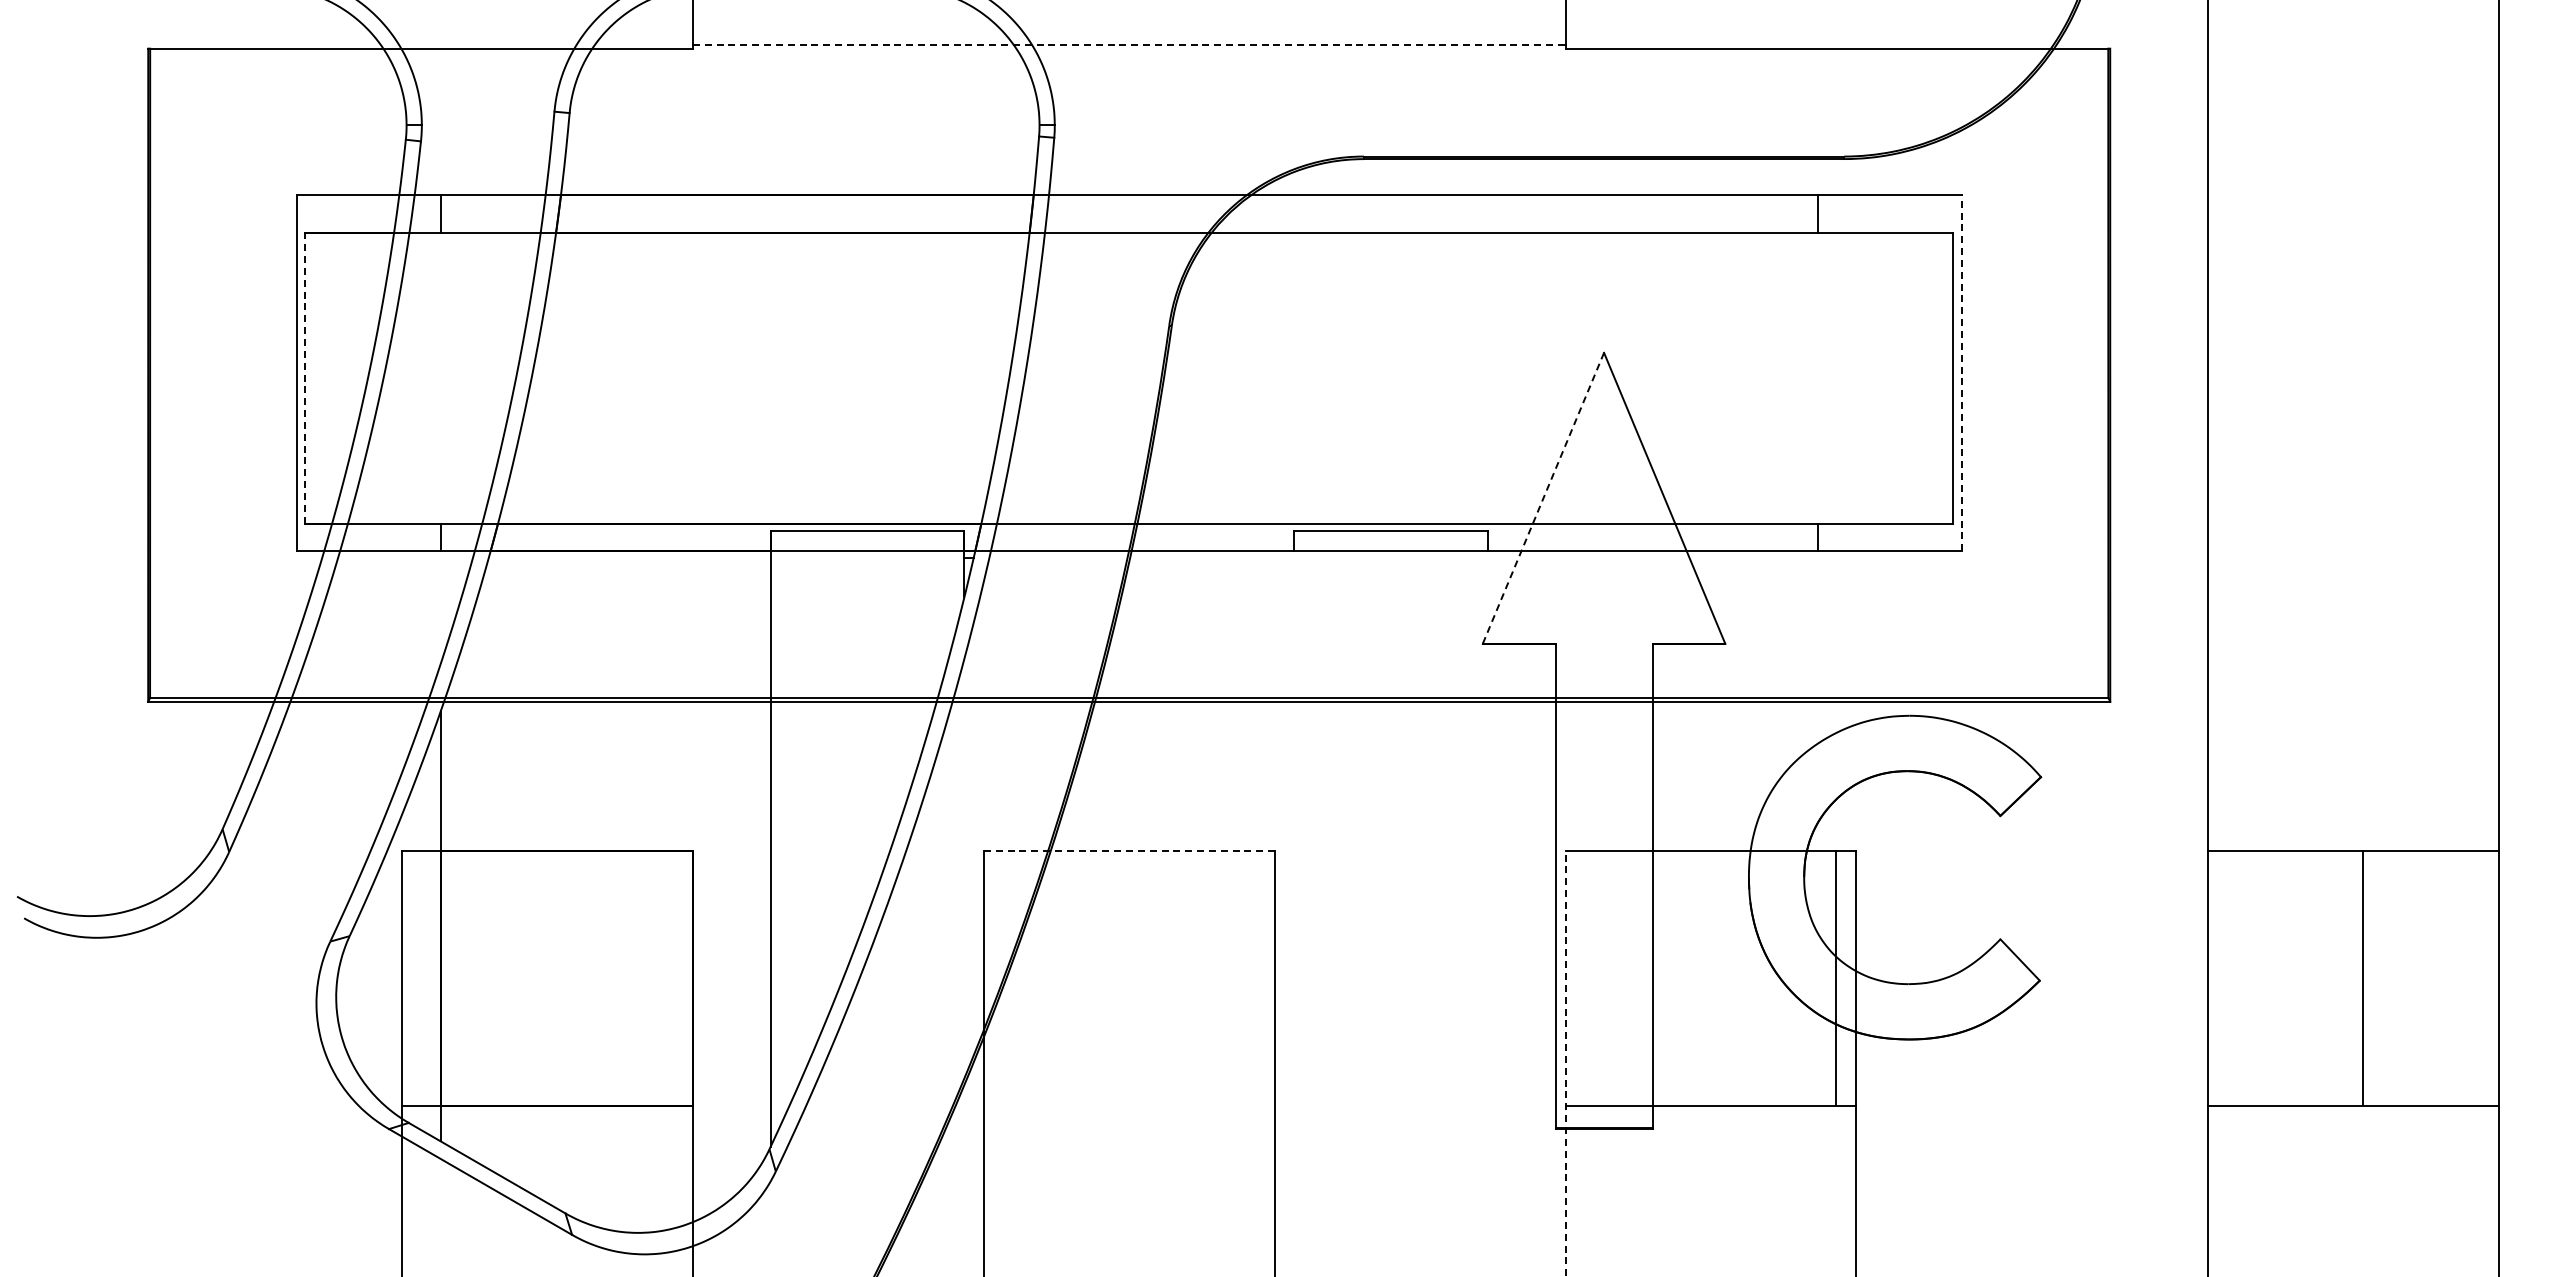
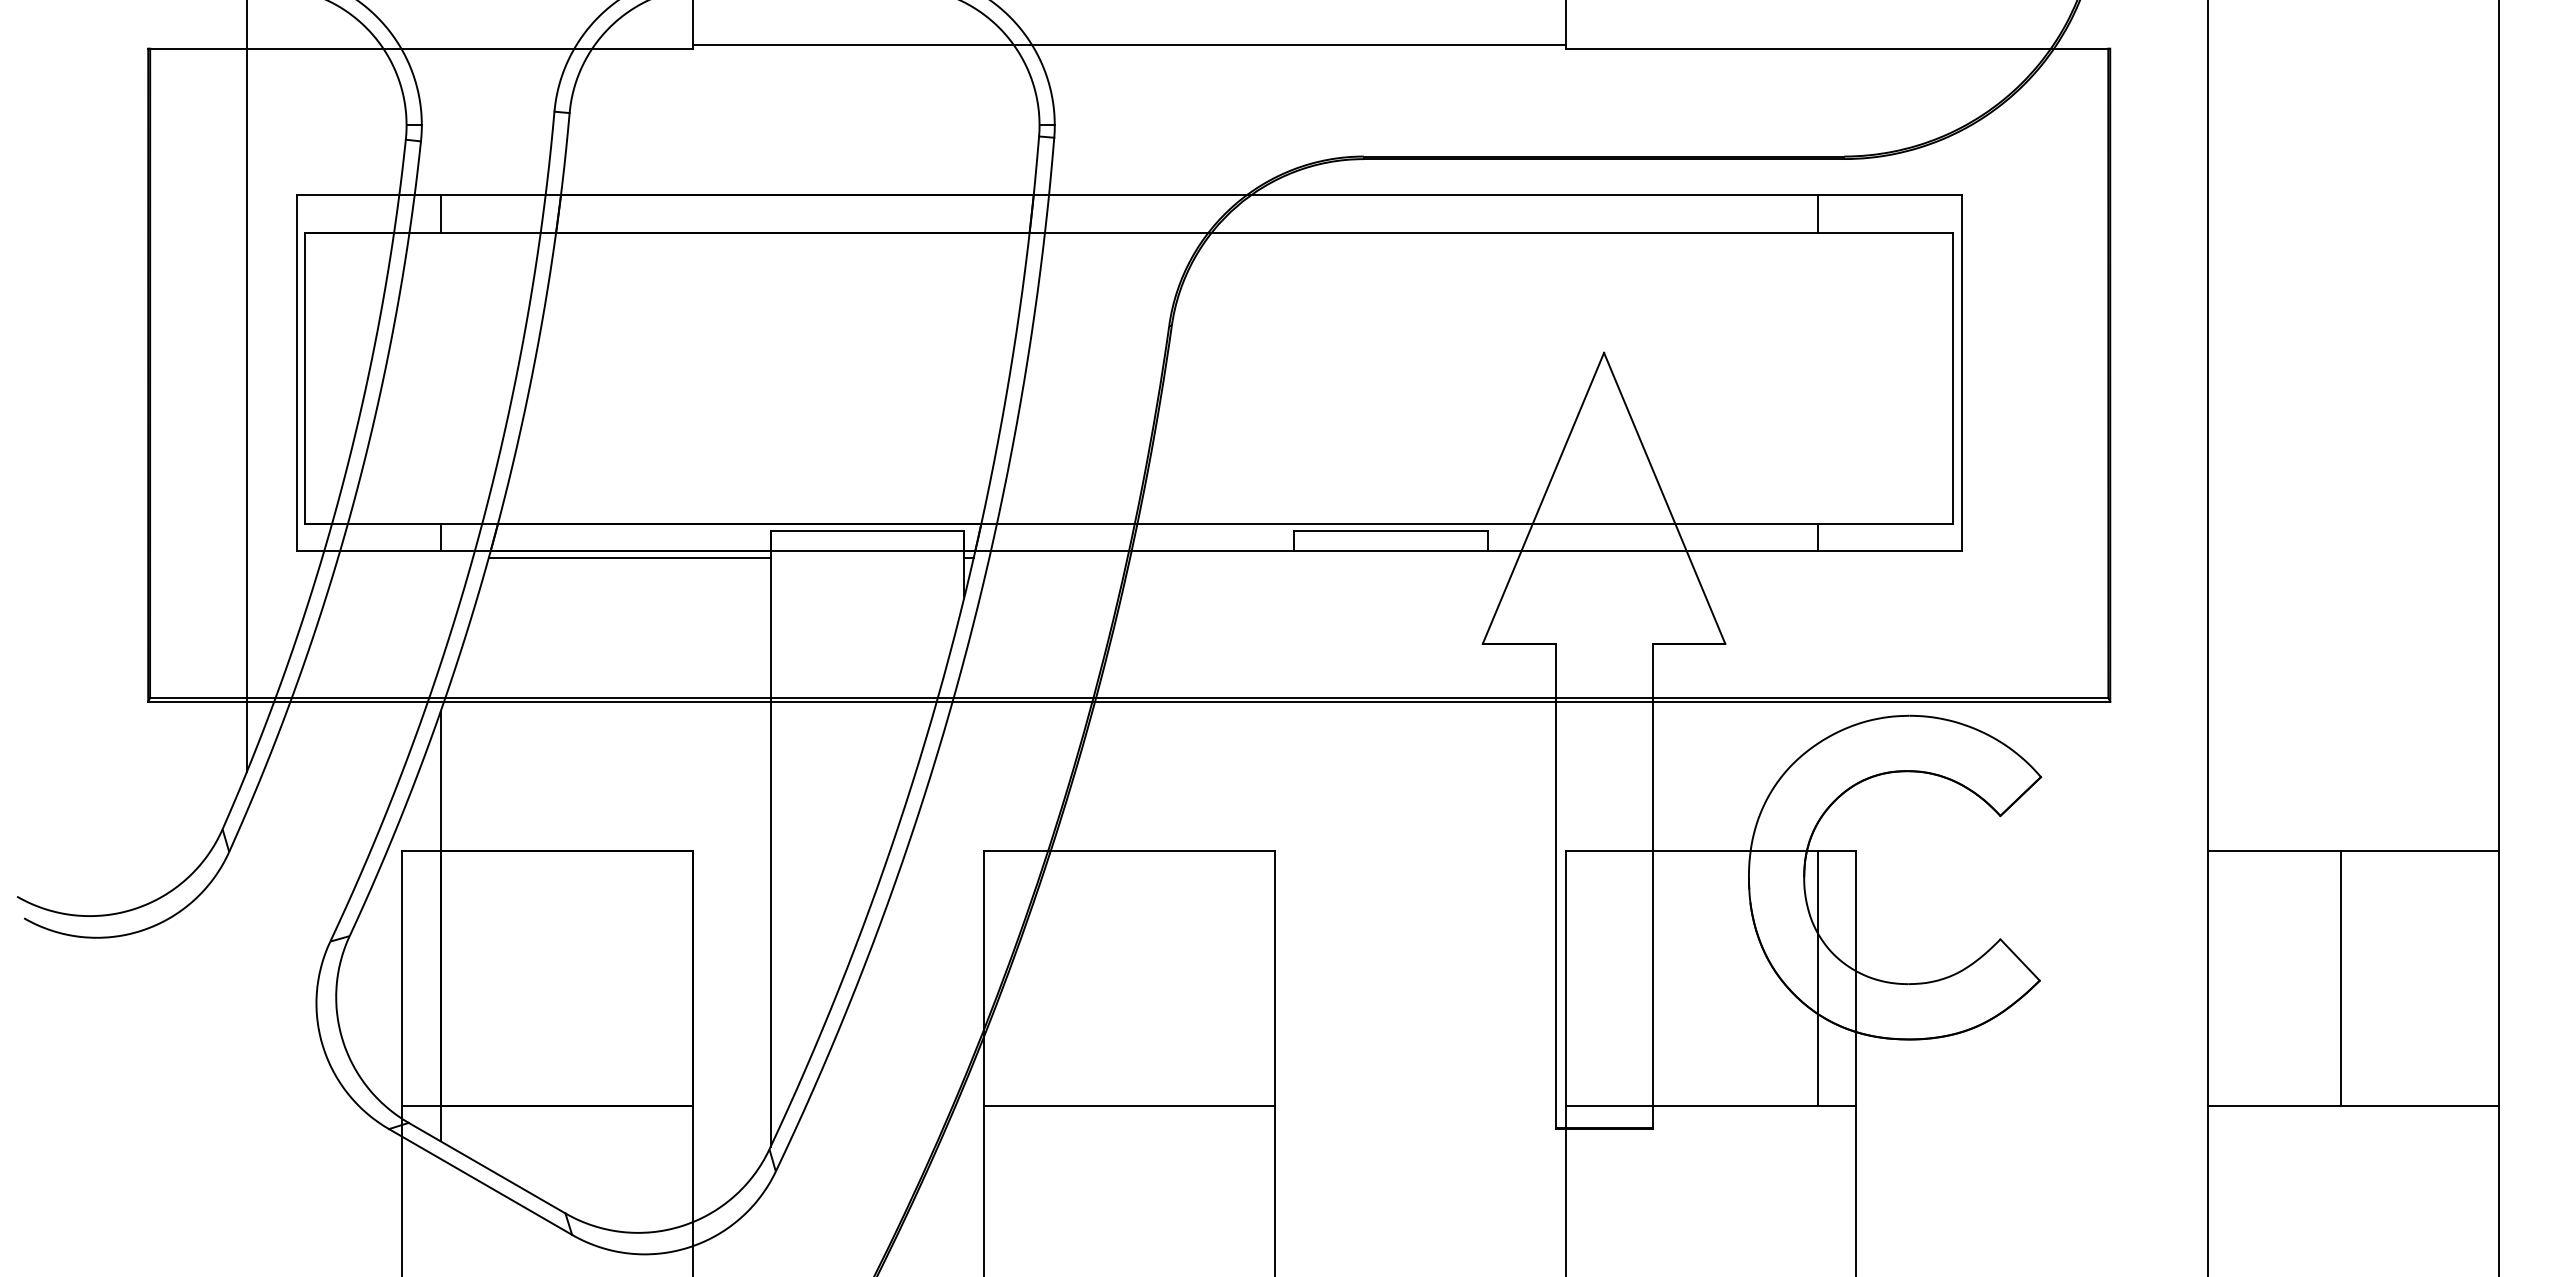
line: dashed -> solid (1129, 45)
line: dashed -> solid (1961, 373)
line: dashed -> solid (305, 377)
line: none -> present (246, 386)
line: dashed -> solid (1543, 498)
line: none -> present (629, 557)
line: dashed -> solid (1129, 851)
line position: (1835, 978) -> (1817, 978) (1817, 978)
line position: (2363, 978) -> (2341, 978) (2341, 978)
line: dashed -> solid (1565, 1063)
line: none -> present (1128, 1105)
